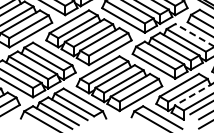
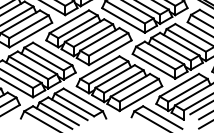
line: dashed -> solid (194, 34)
line: dashed -> solid (193, 94)
